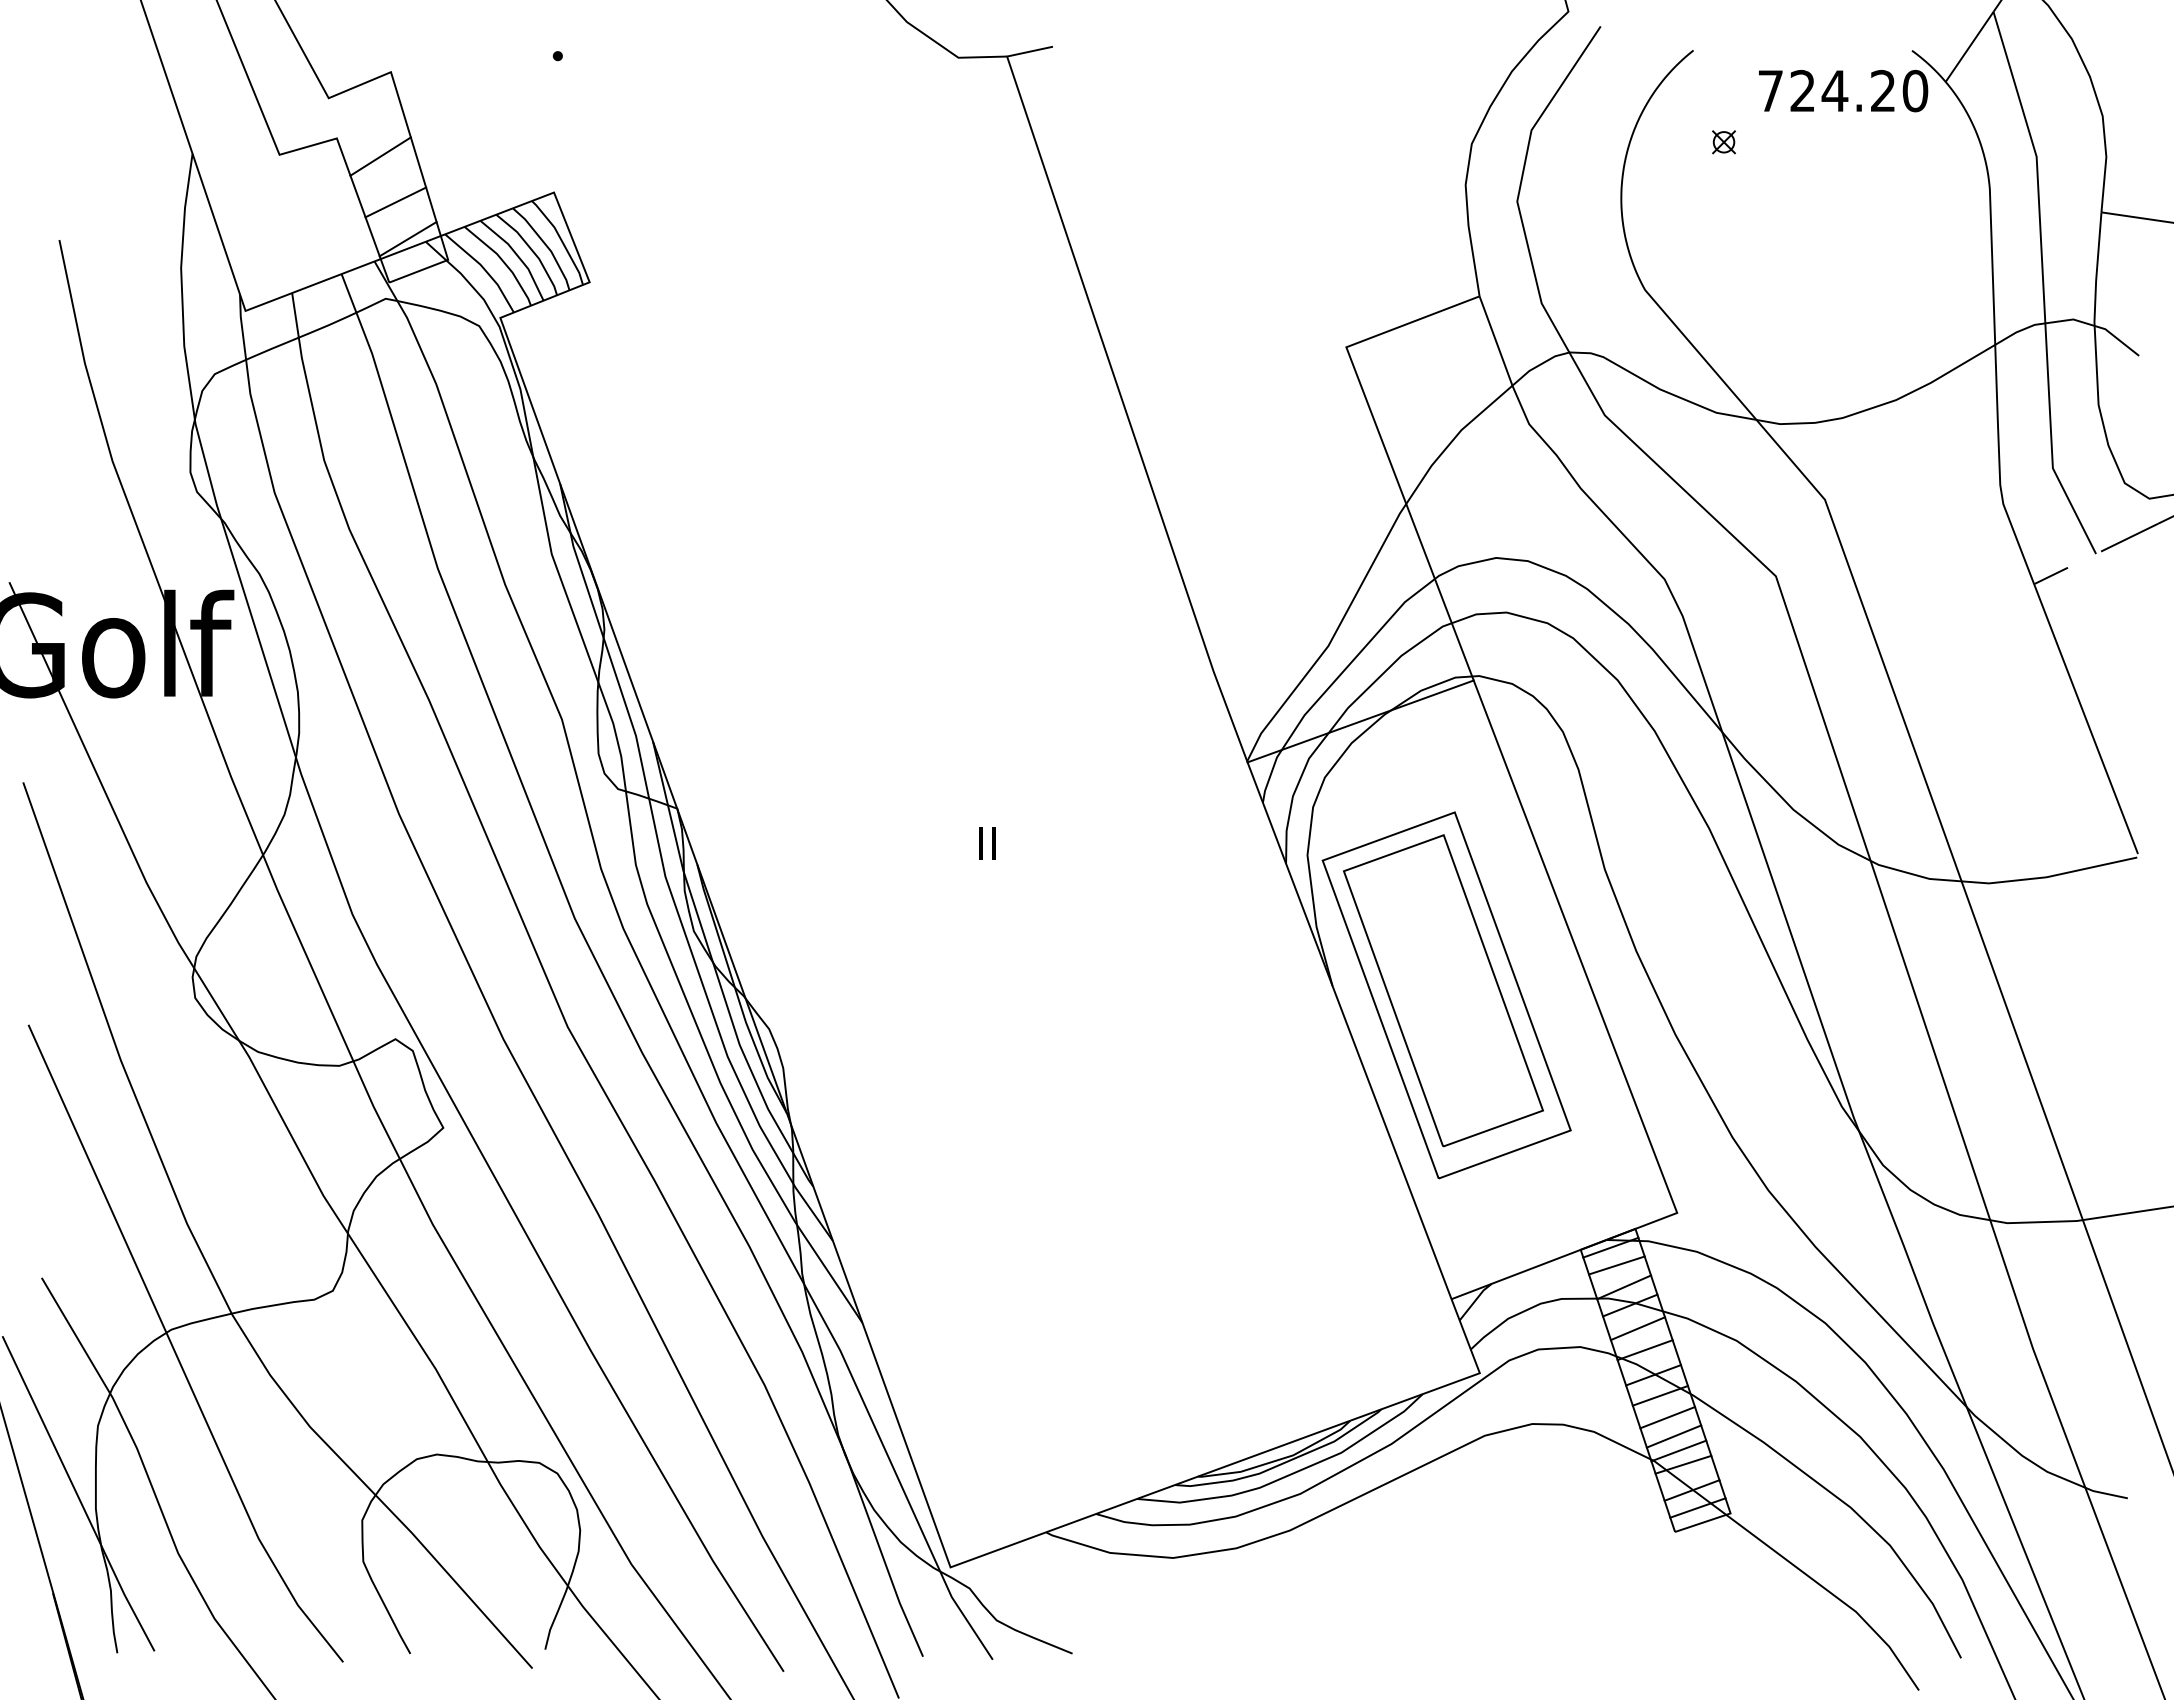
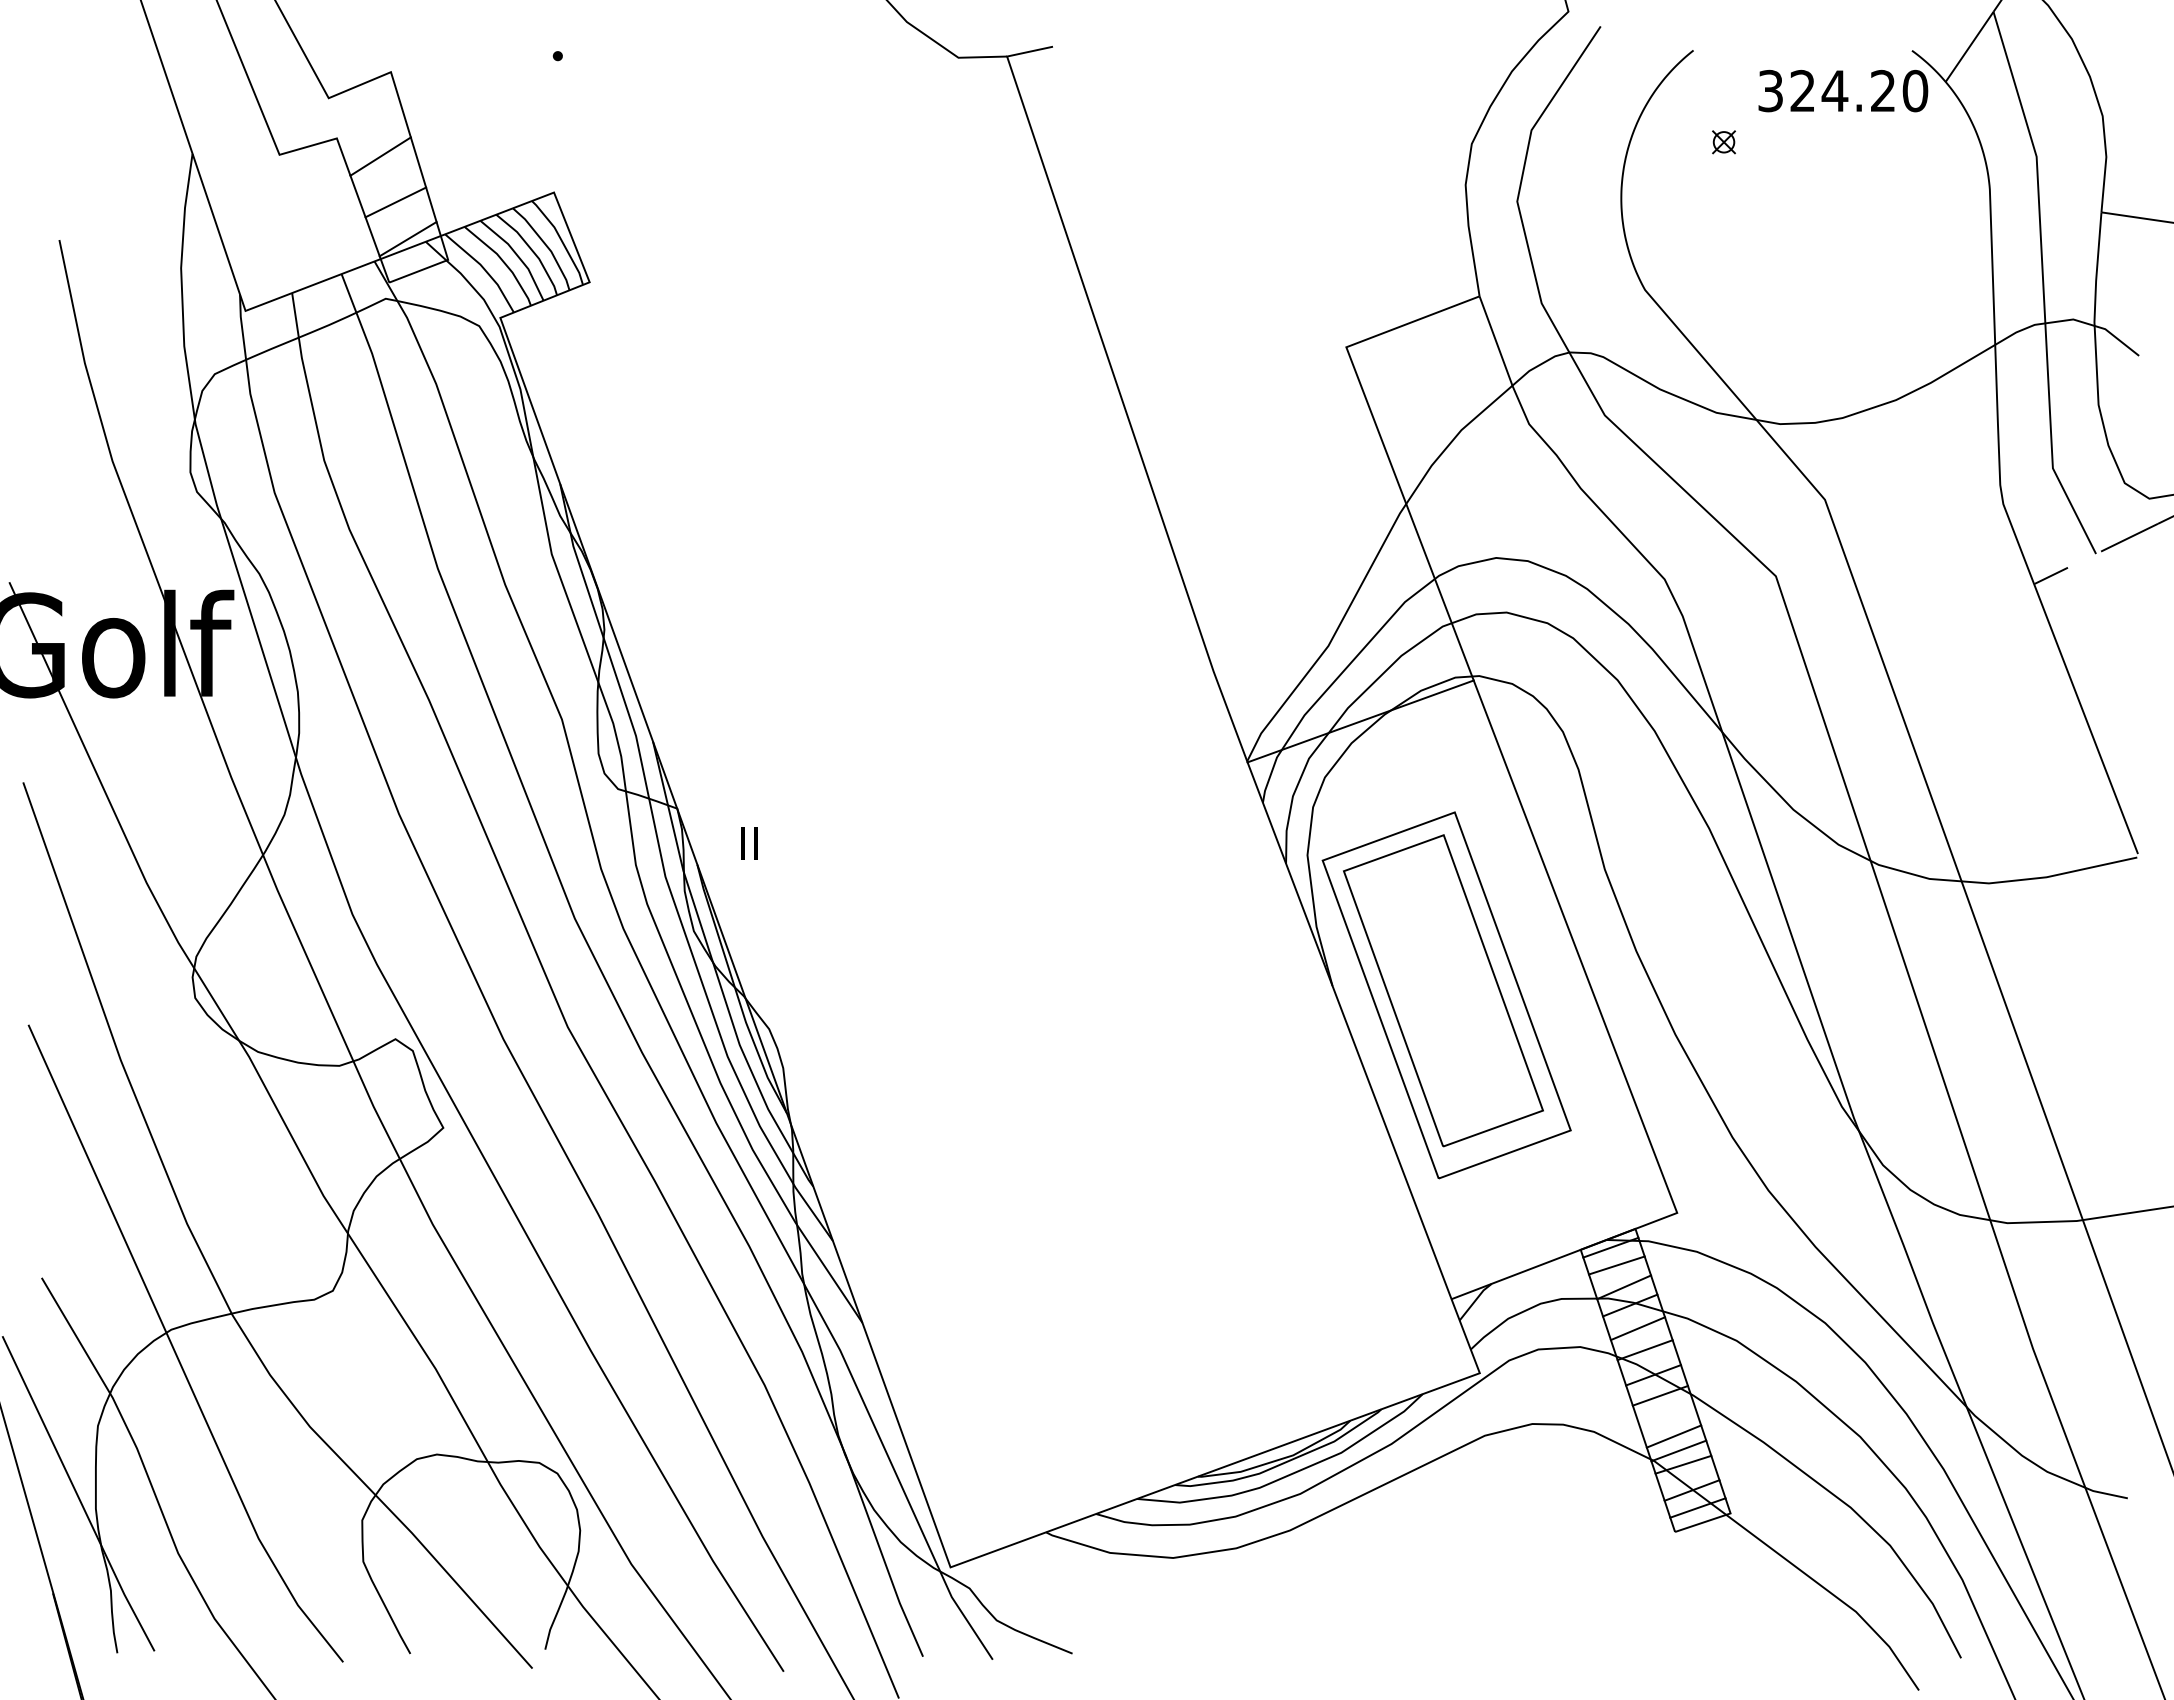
text: 724.20 -> 324.20 (1770, 90)
text position: (987, 843) -> (749, 843) (749, 843)
line: present -> none (1667, 1417)
